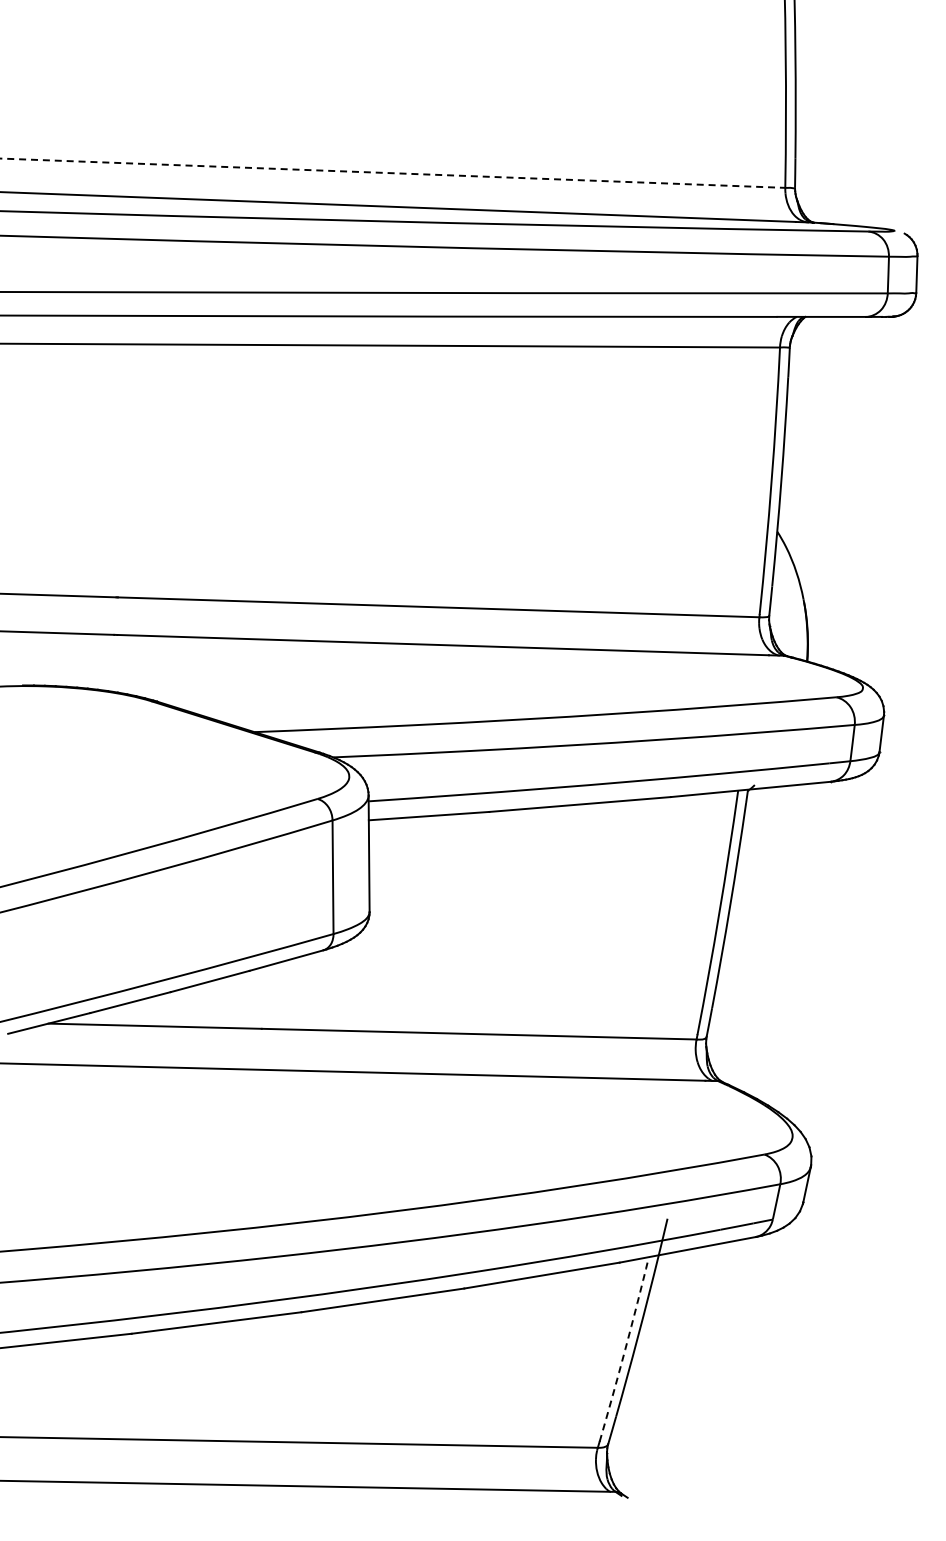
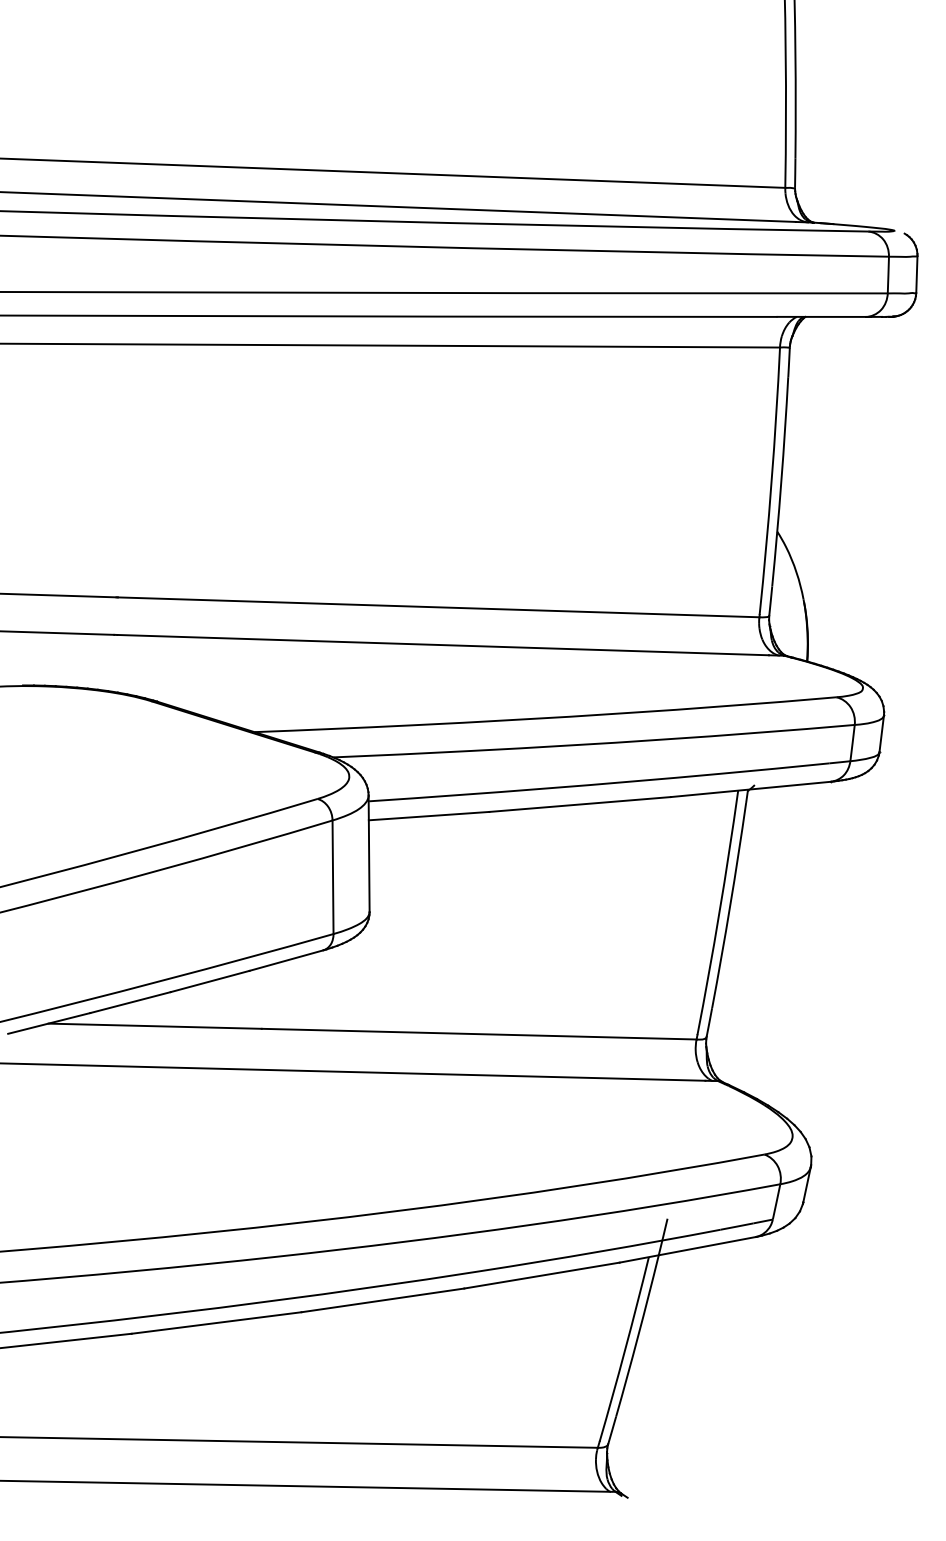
line: dashed -> solid (393, 173)
arc: dashed -> solid (625, 1349)
